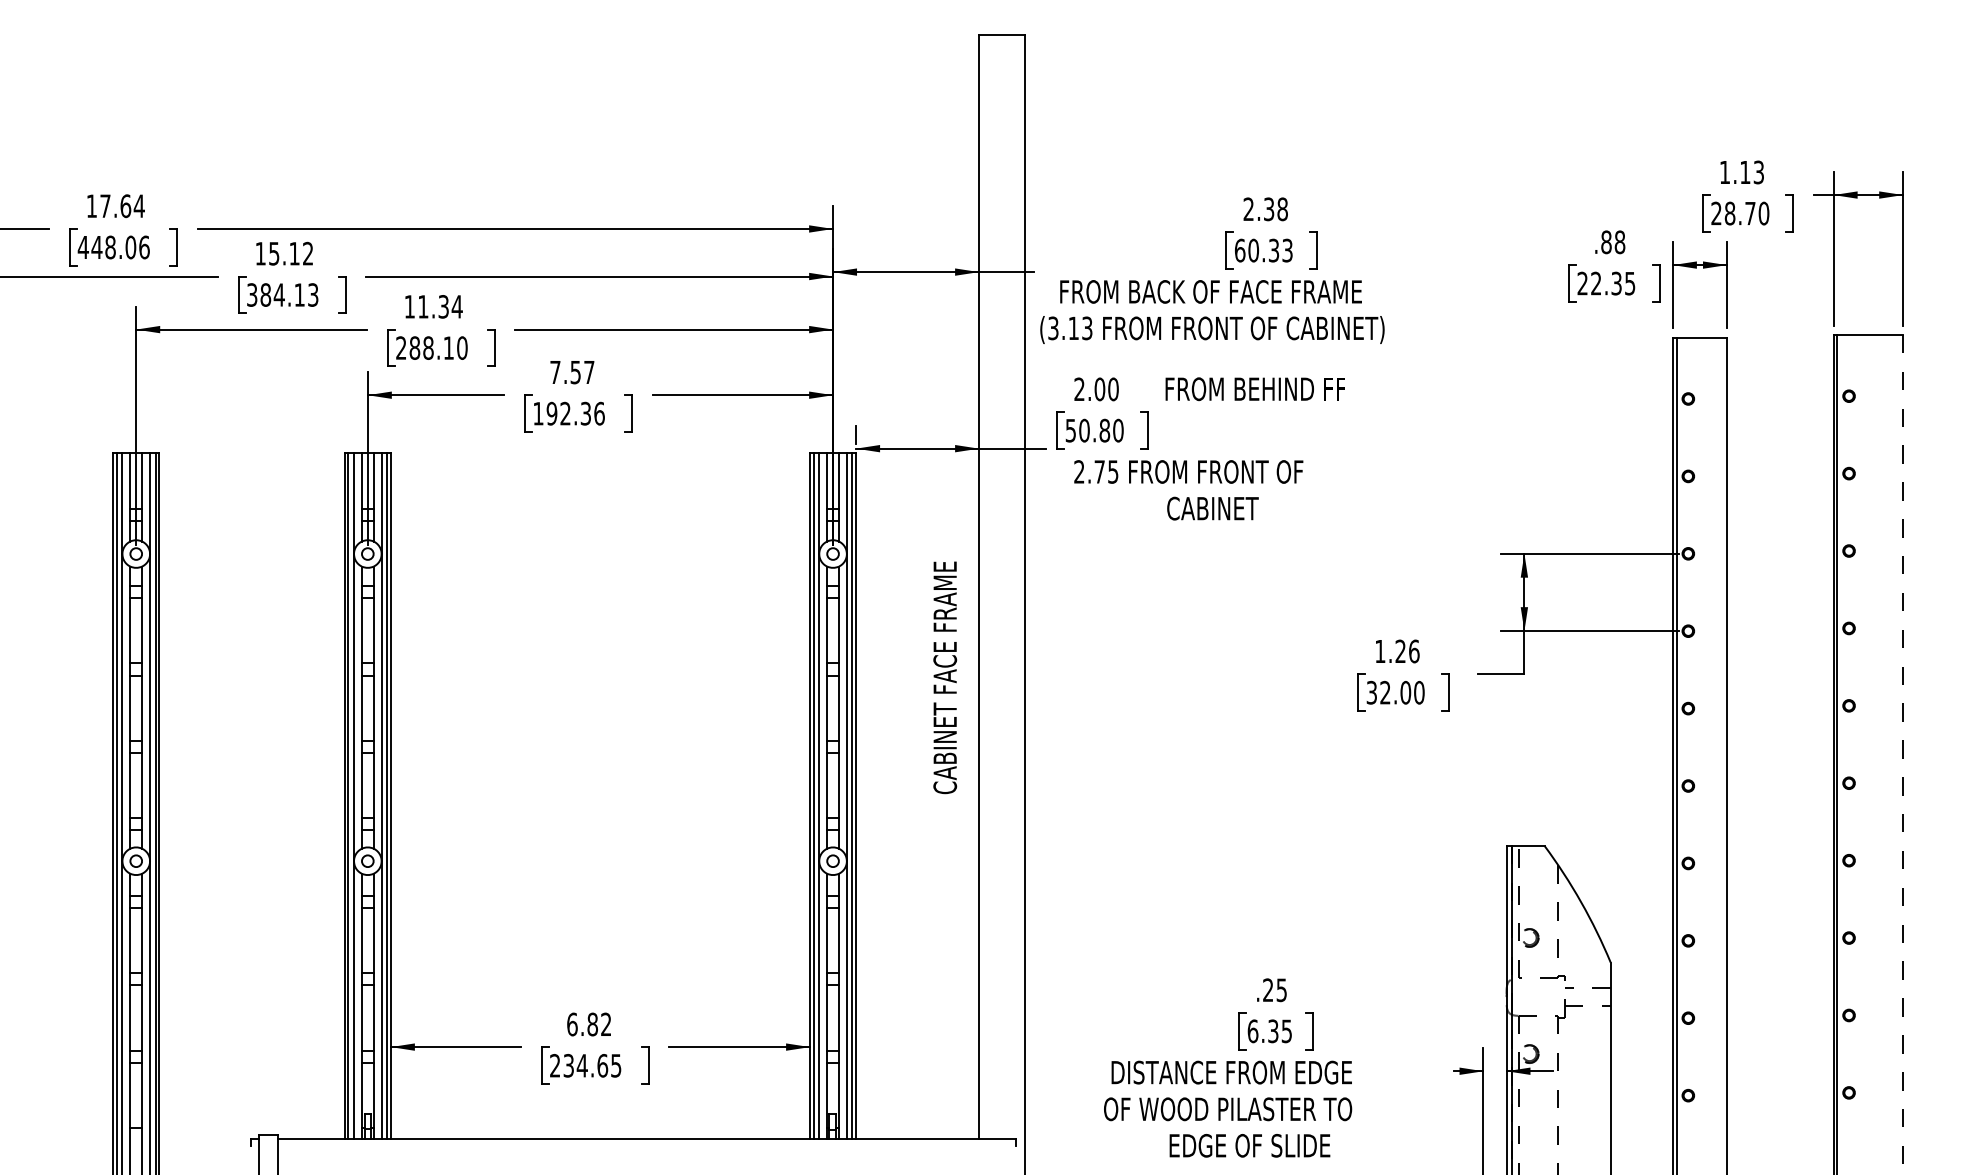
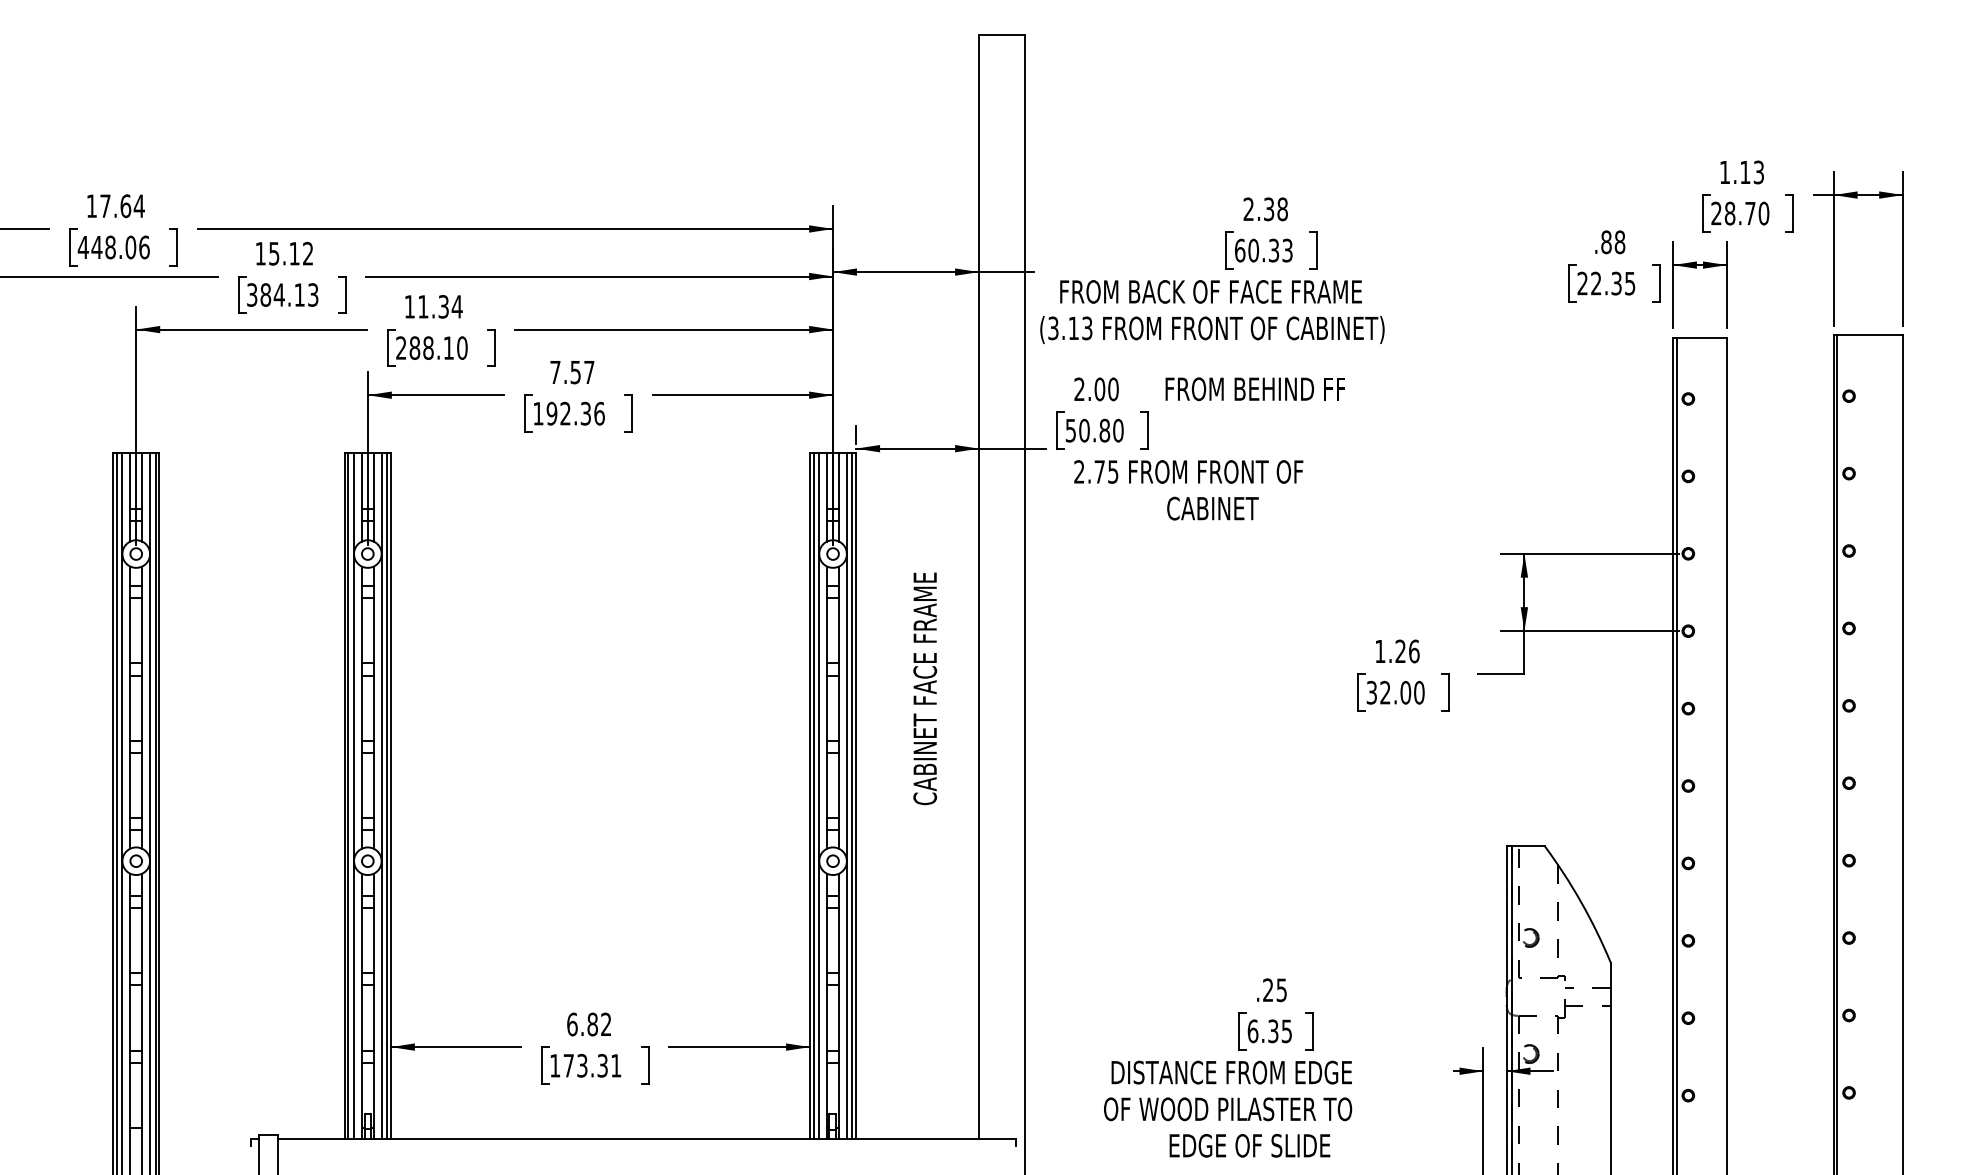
text position: (945, 677) -> (925, 688) (925, 688)
line: dashed -> solid (1903, 754)
text: 234.65 -> 173.31 (585, 1065)
